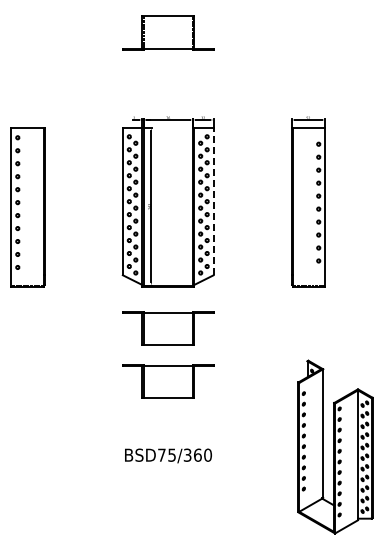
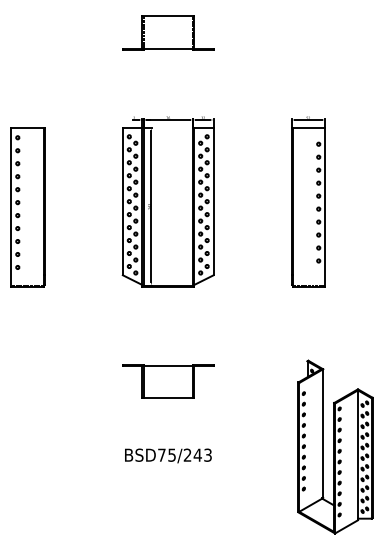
line: dashed -> solid (213, 201)
part: present -> none (168, 328)
text: BSD75/360 -> BSD75/243 (197, 454)
